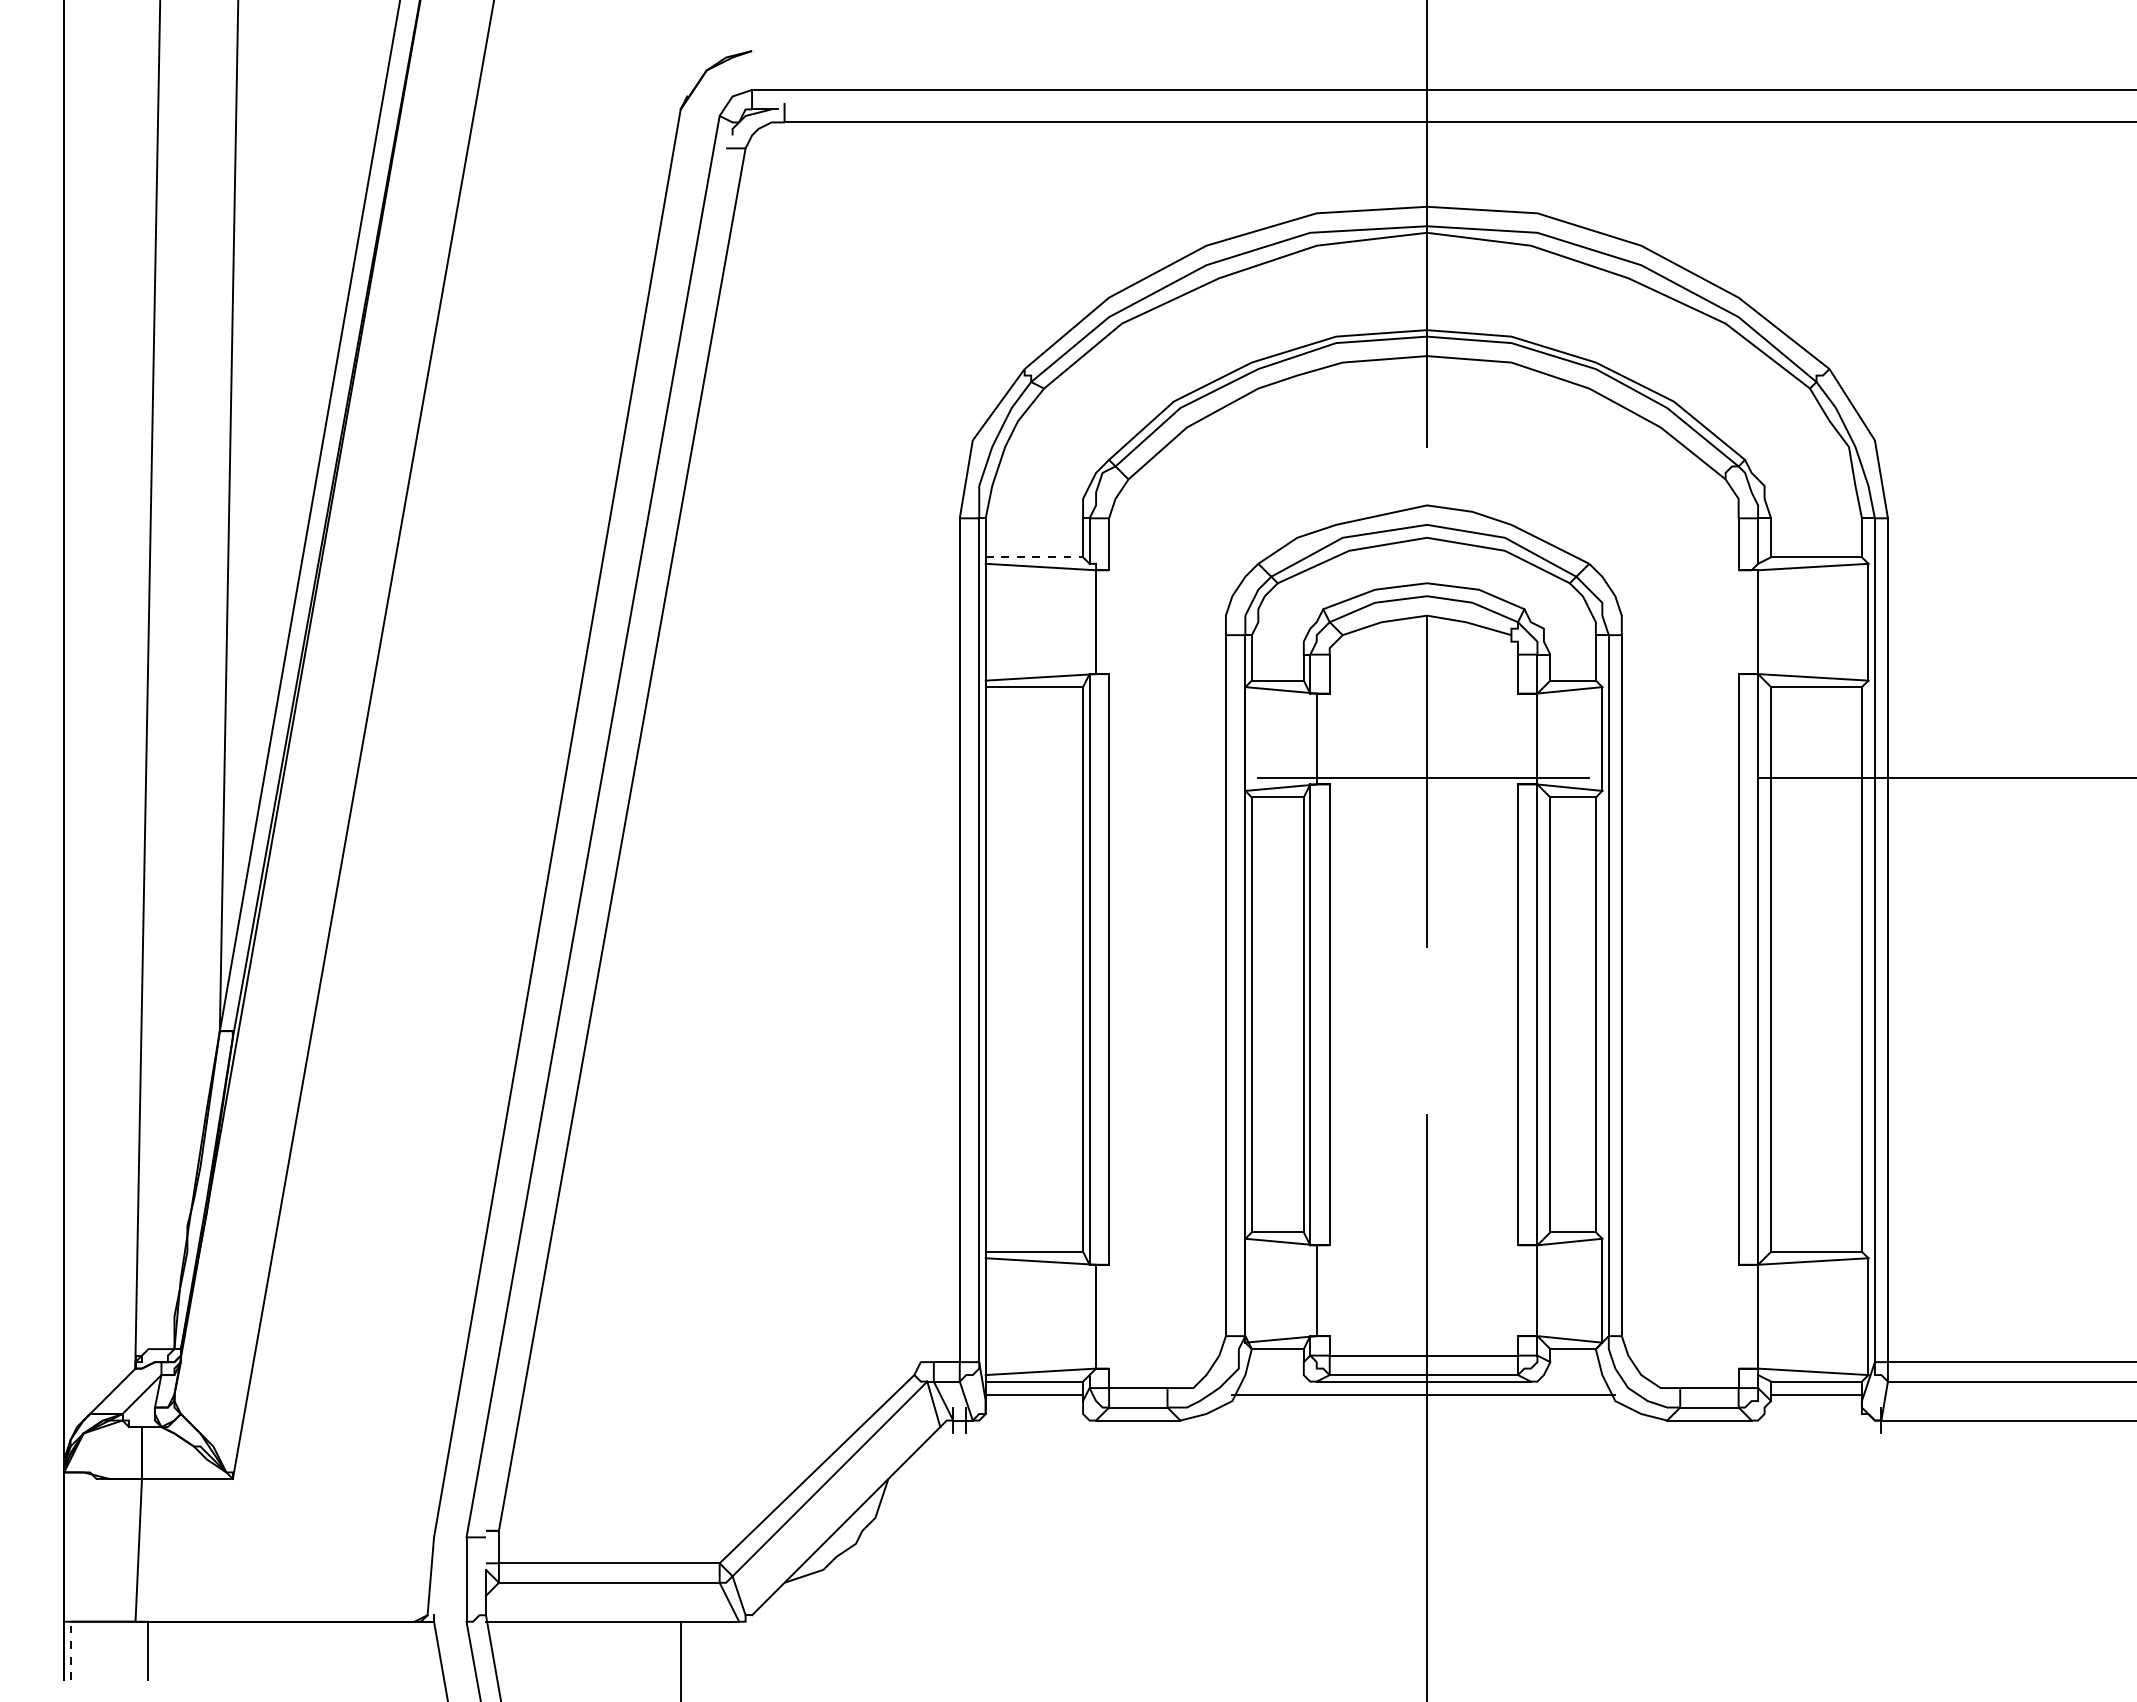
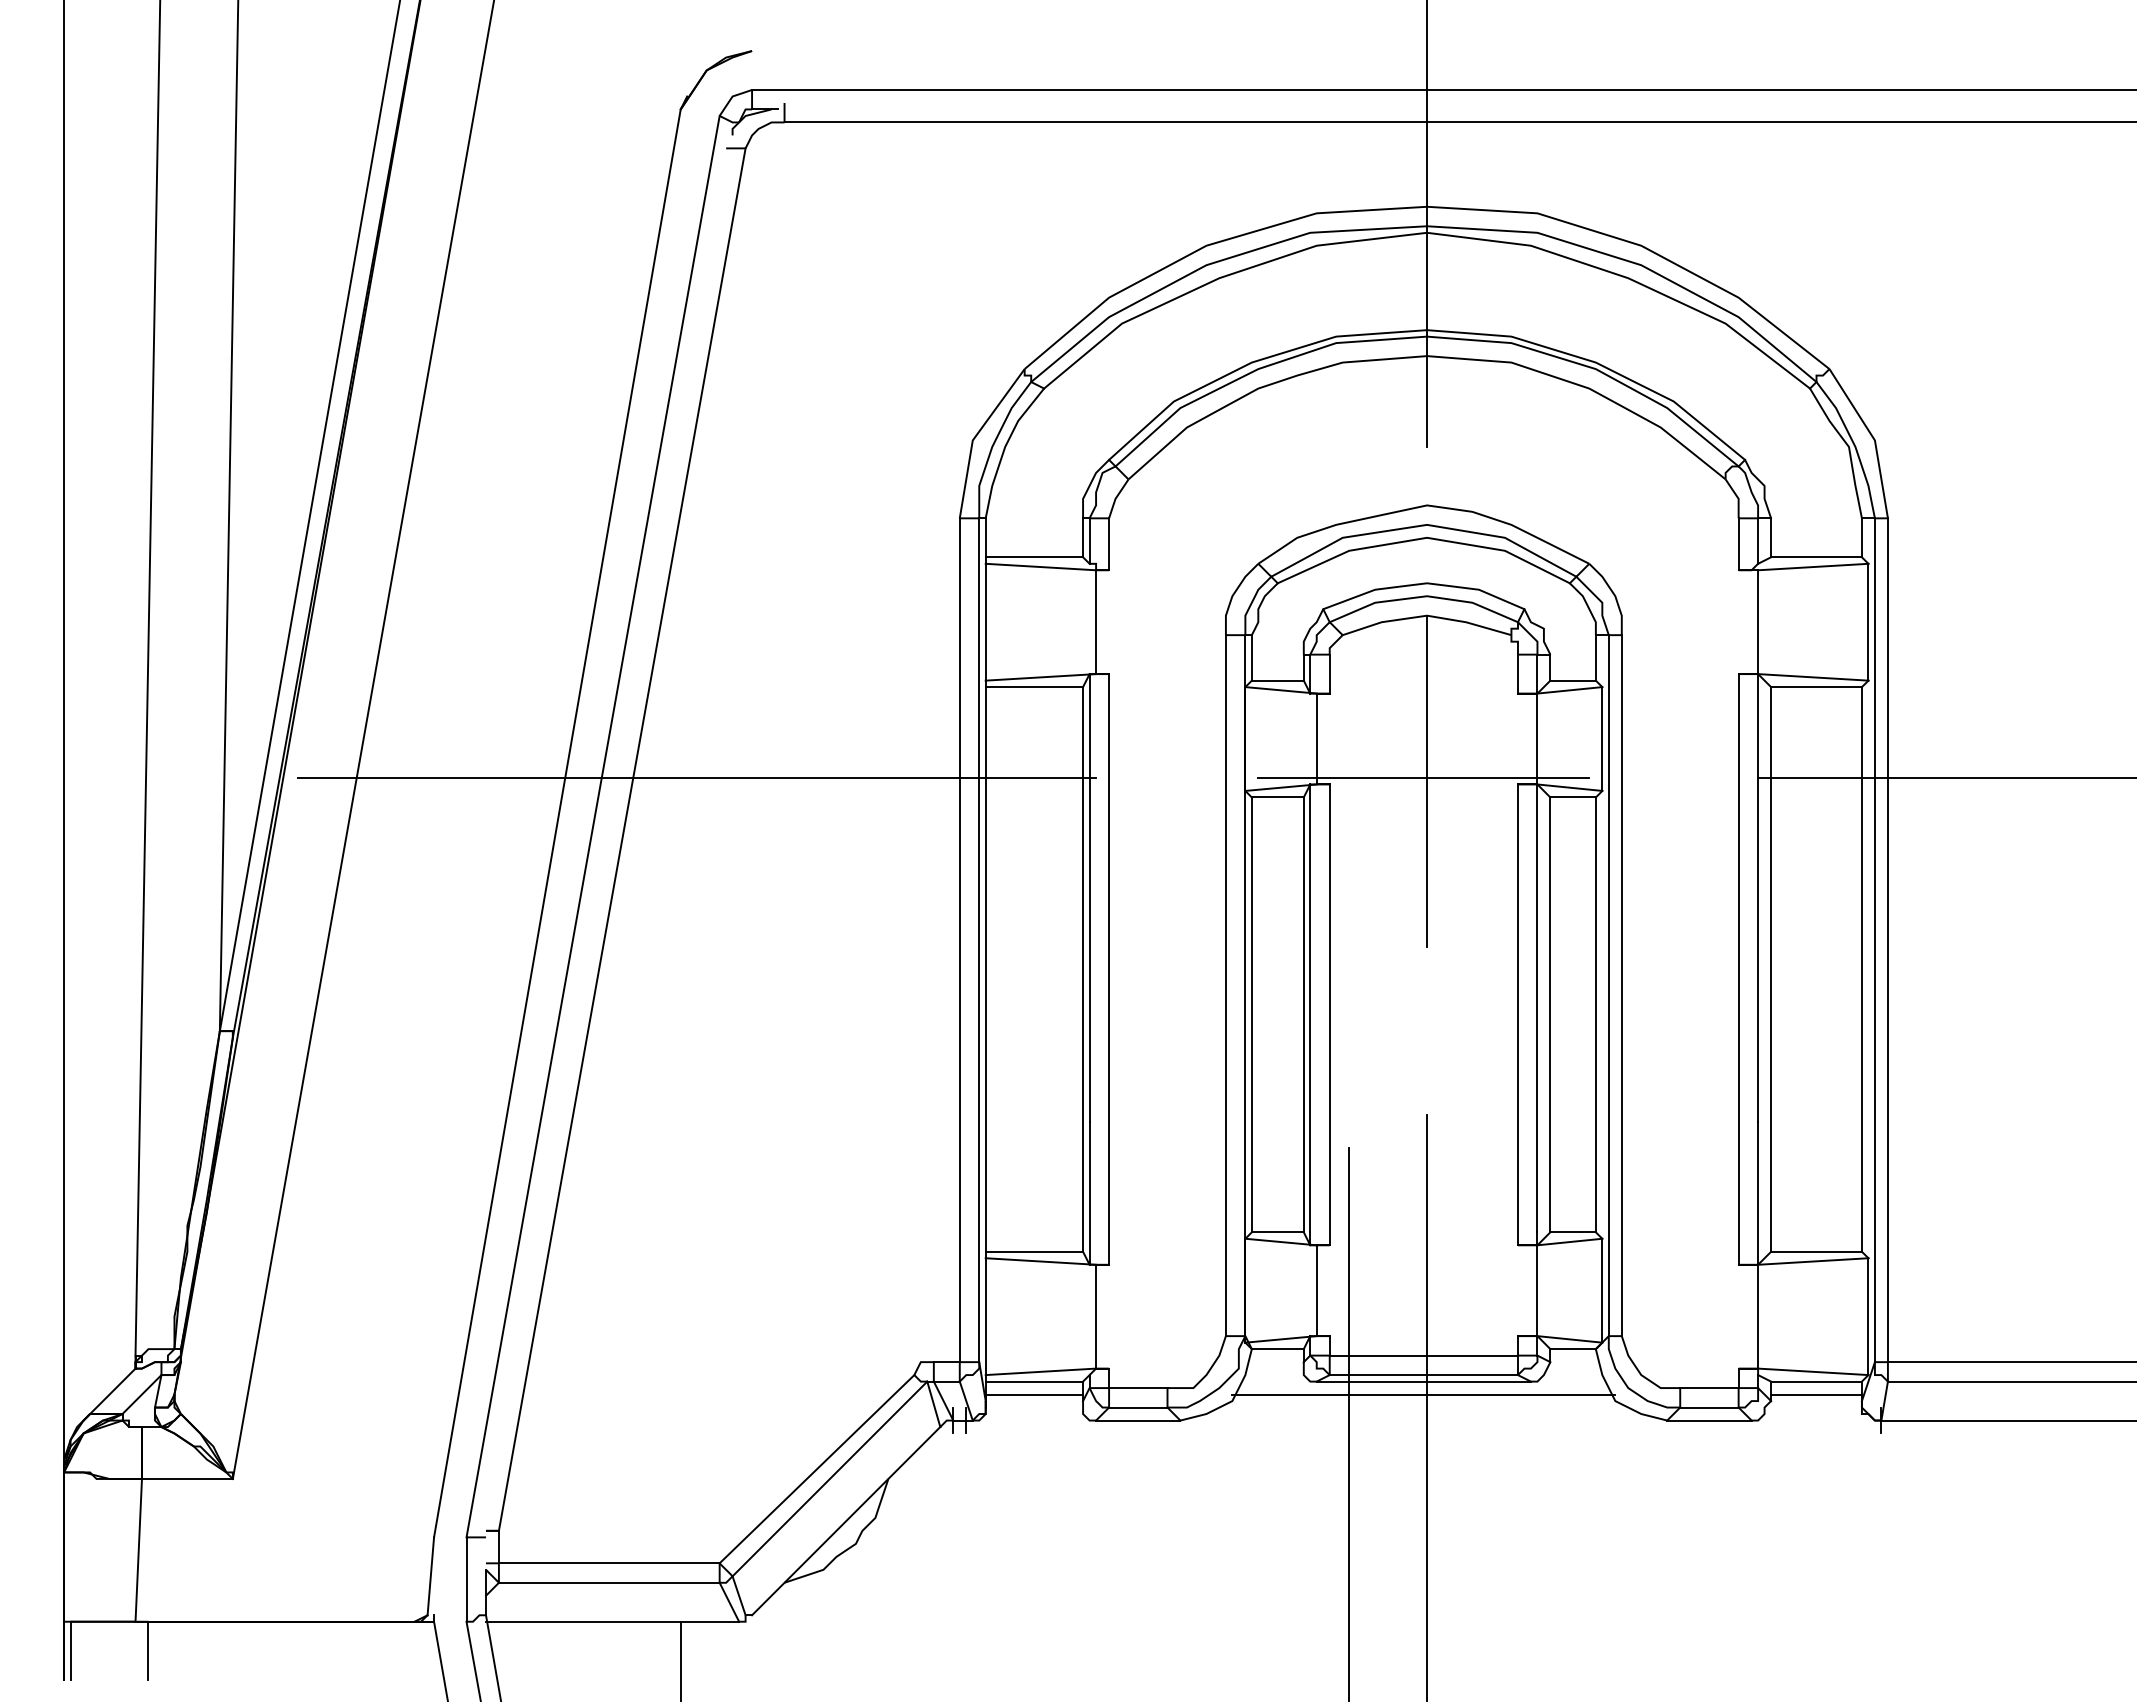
line: dashed -> solid (1034, 557)
line: none -> present (696, 778)
line: none -> present (1349, 1422)
line: dashed -> solid (70, 1650)
